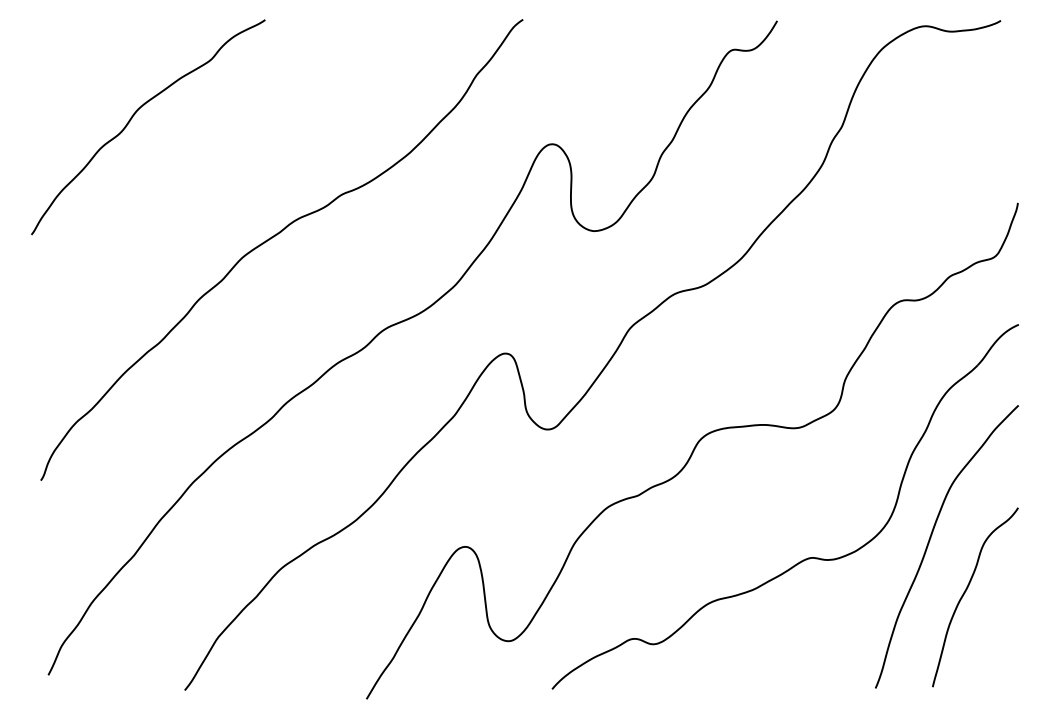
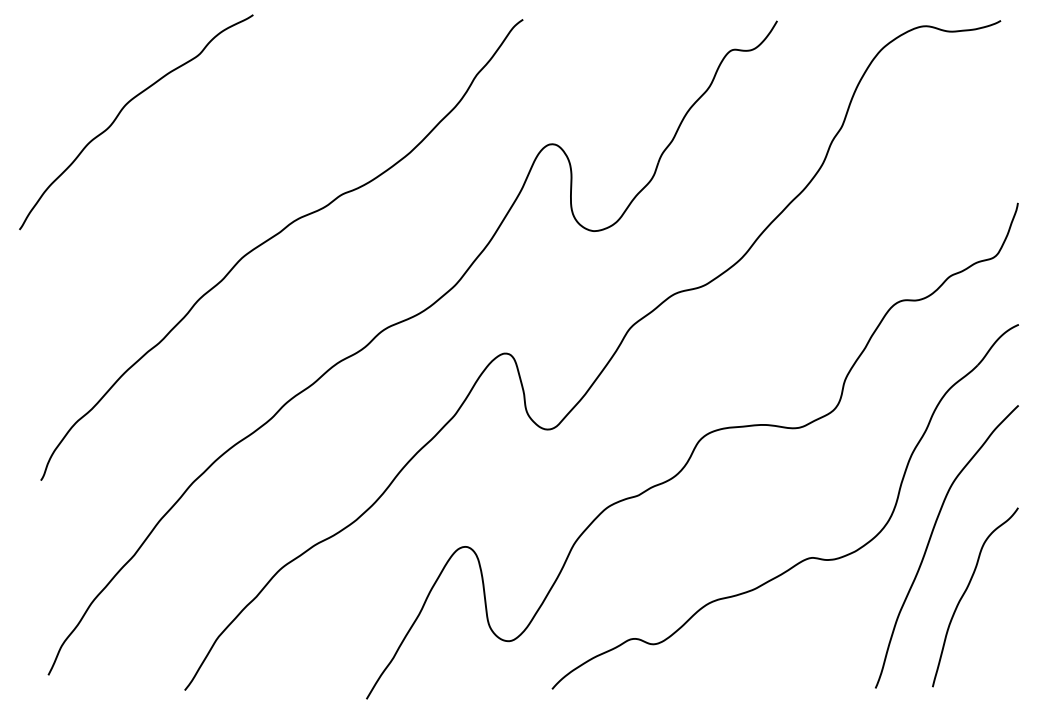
curve position: (132, 118) -> (120, 113) (120, 113)
